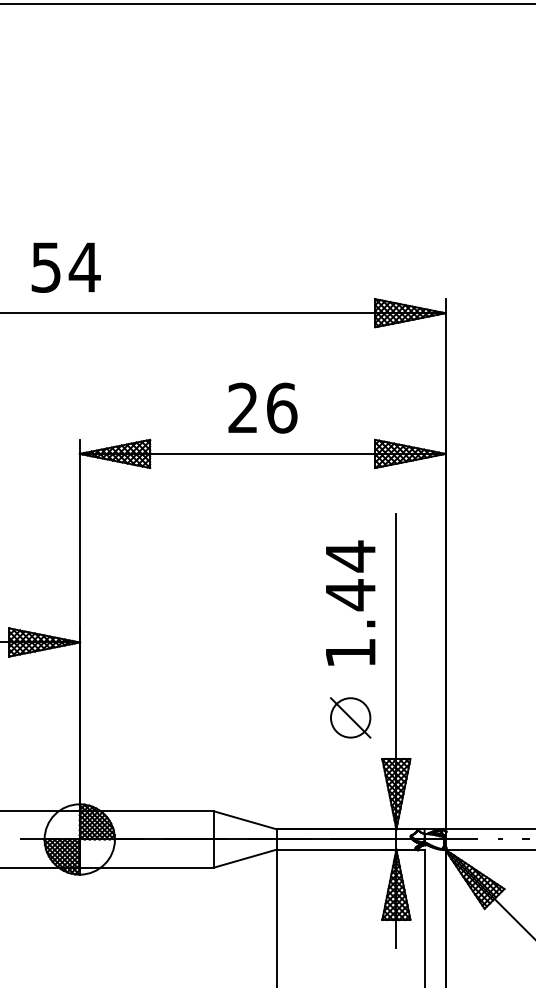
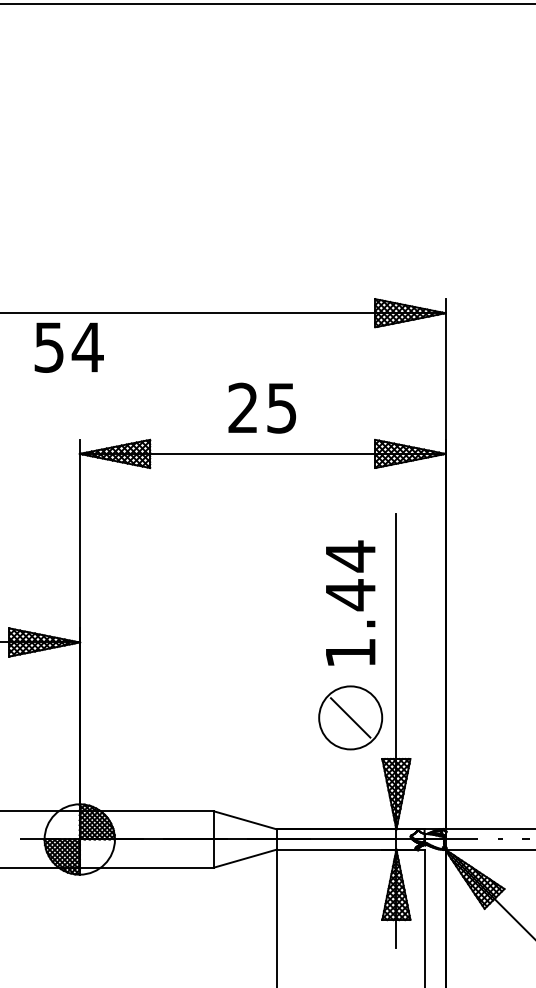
text position: (65, 267) -> (68, 347) (68, 347)
text: 26 -> 25 (282, 407)
circle diameter: 39 px -> 63 px (350, 717)
